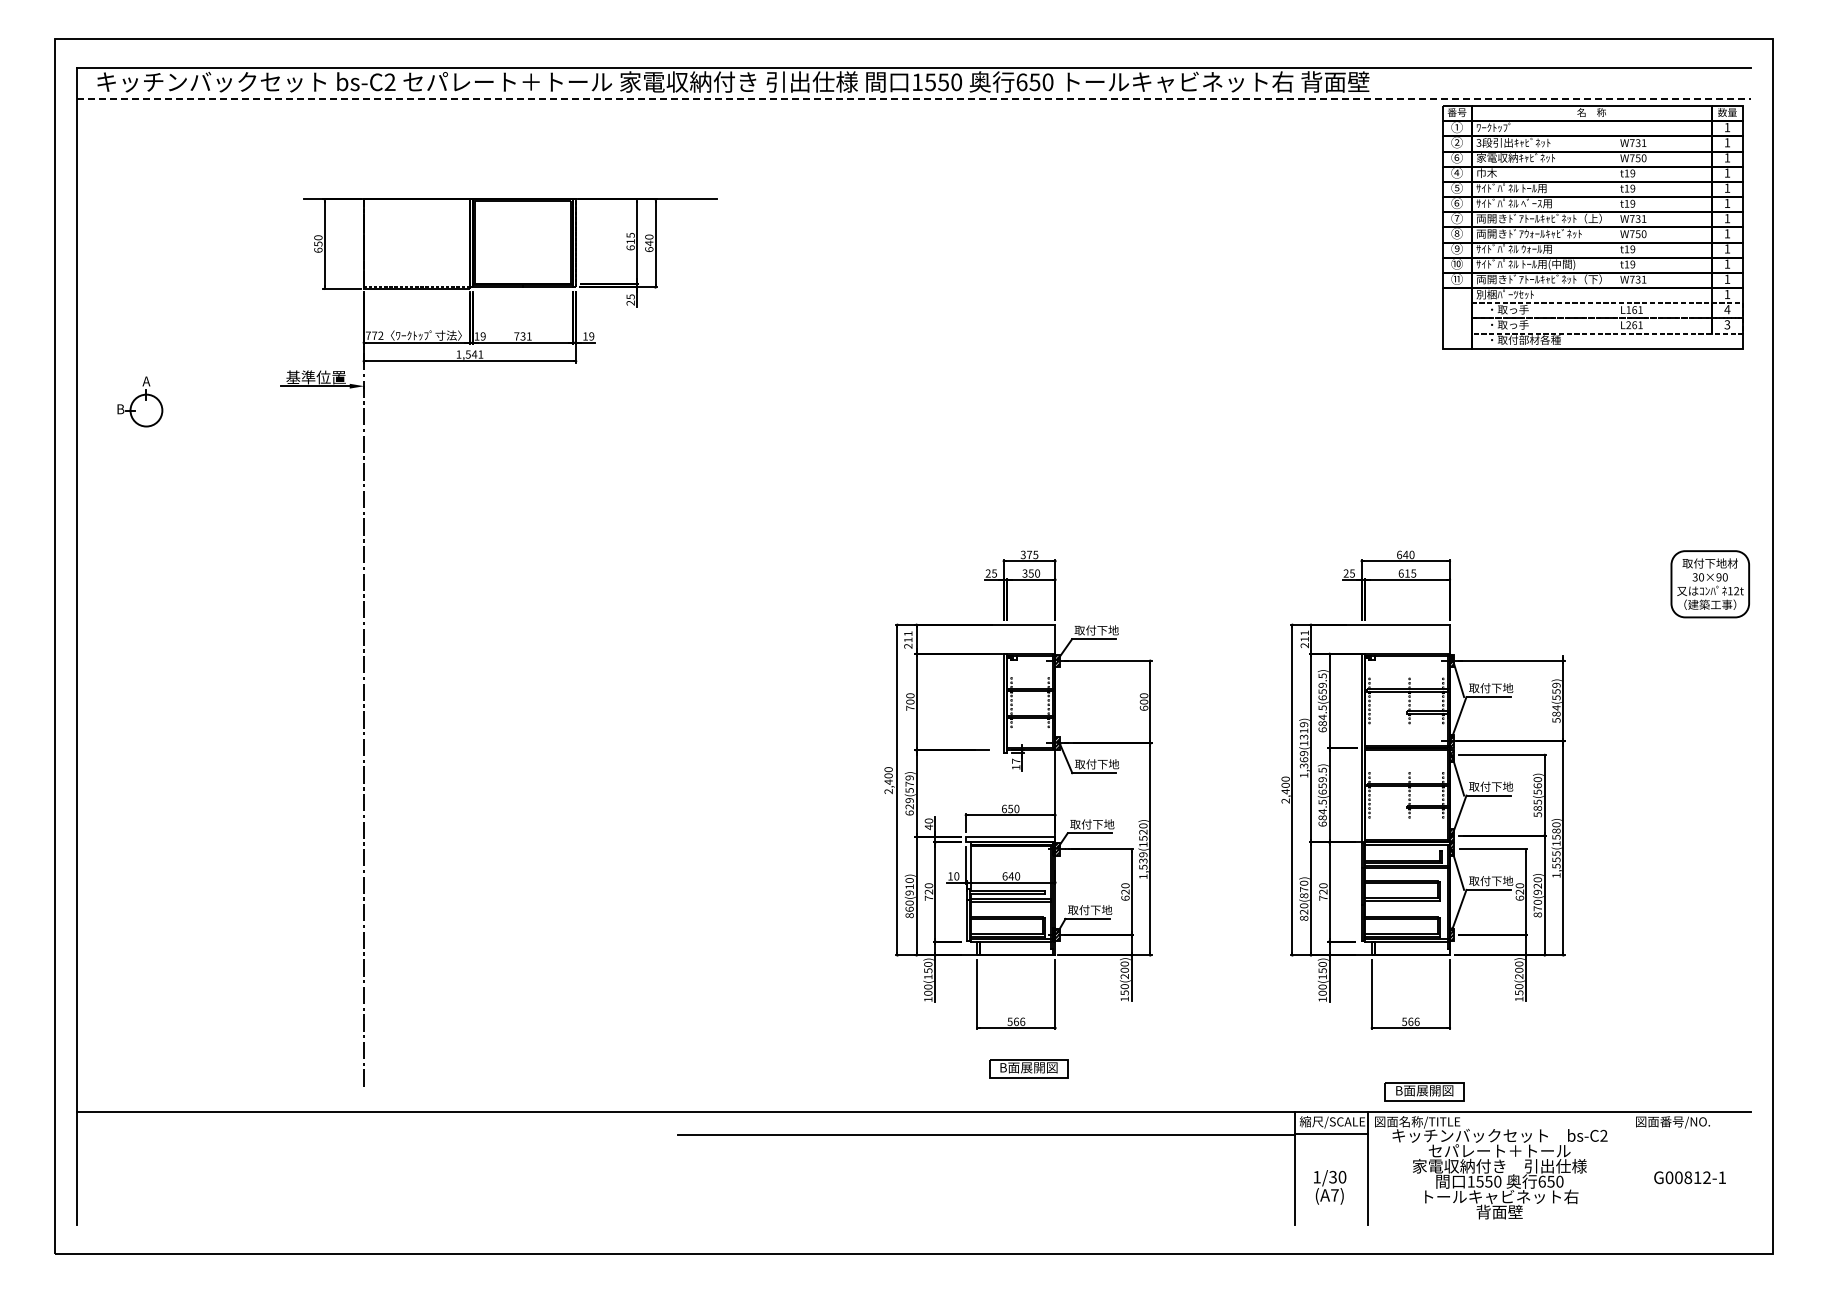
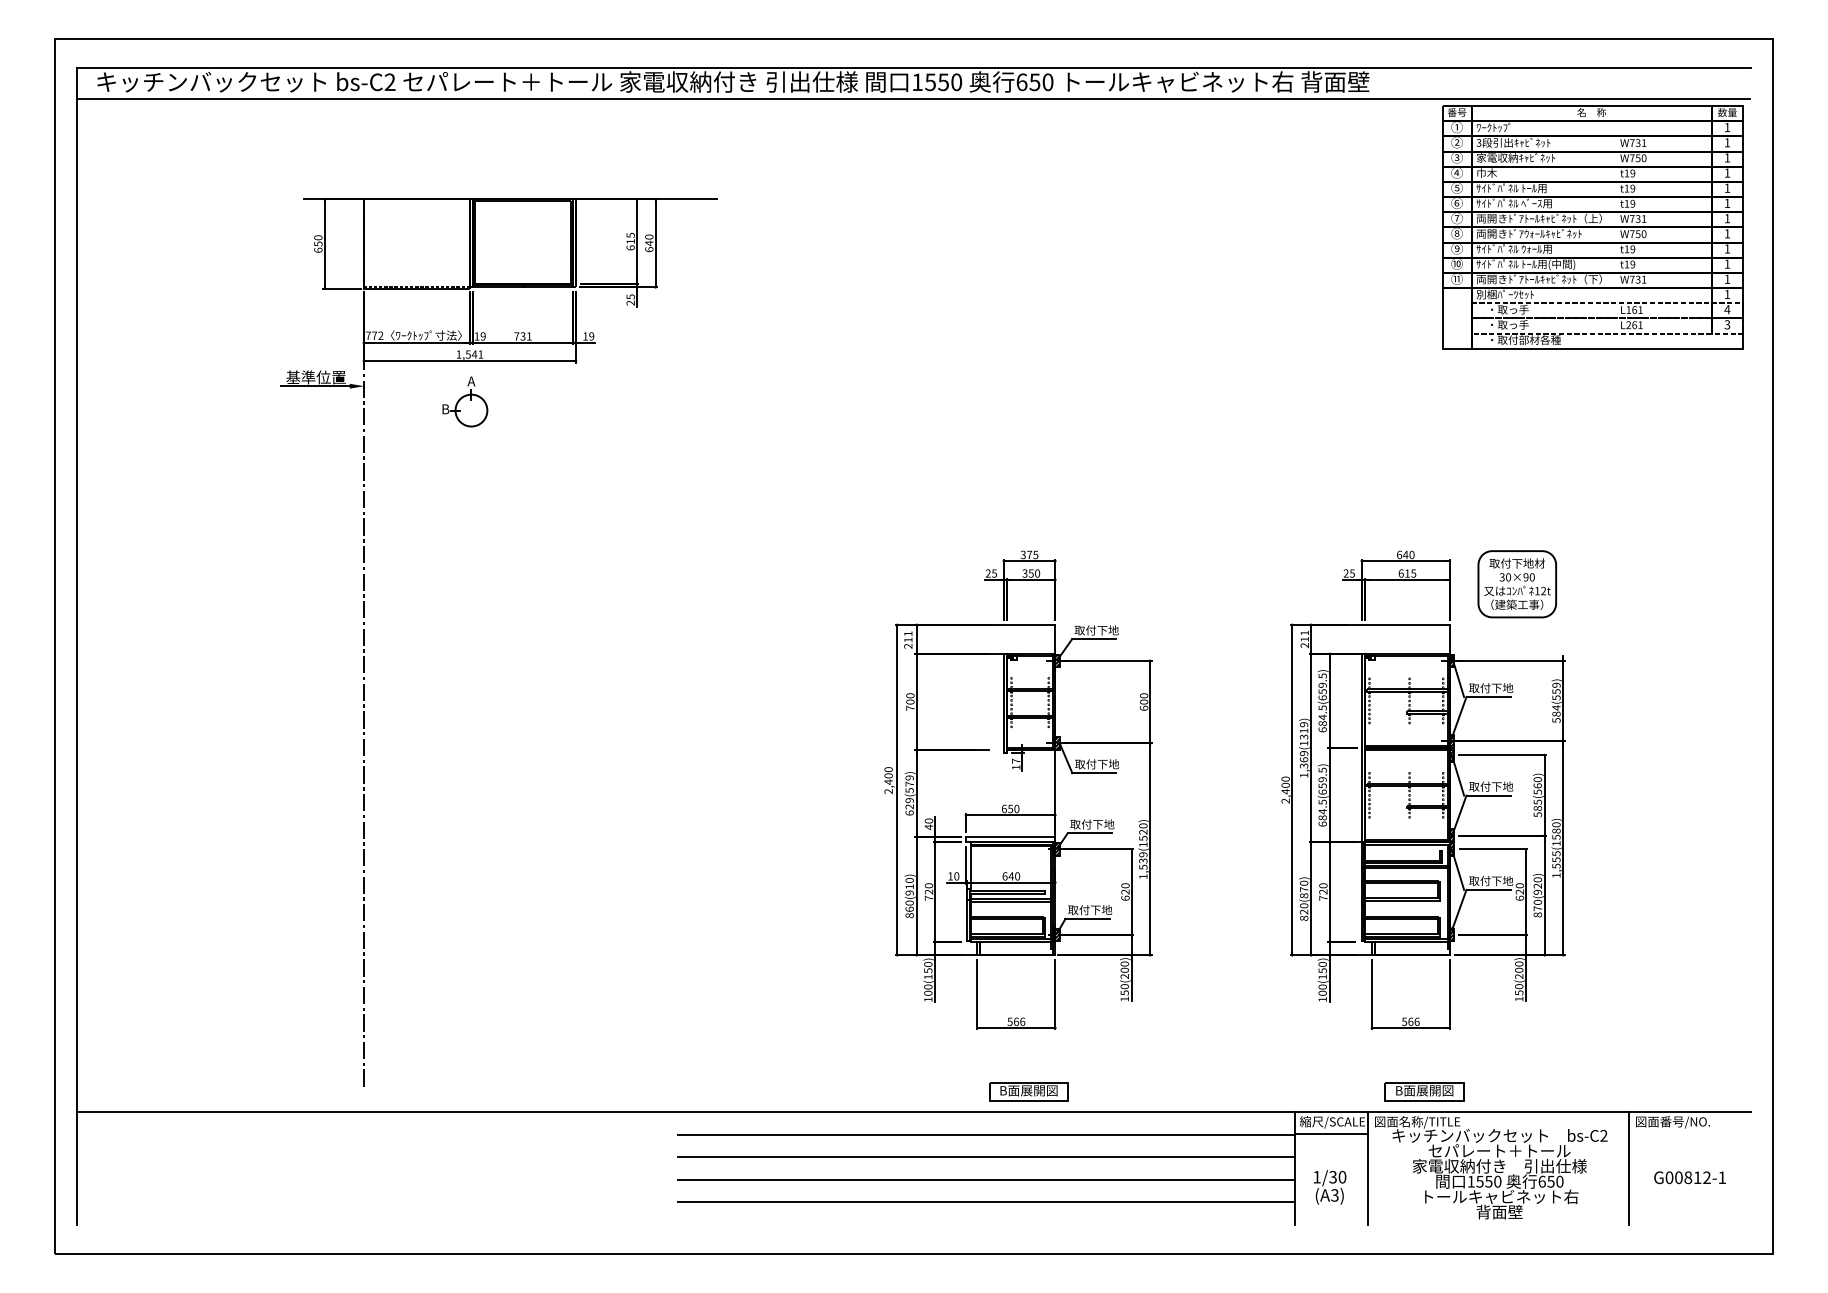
line: dashed -> solid (913, 99)
text: ⑥ -> ③ (1456, 157)
part position: (140, 401) -> (465, 401) (465, 401)
part position: (1709, 584) -> (1516, 584) (1516, 584)
part position: (1028, 1068) -> (1028, 1091) (1028, 1091)
line: none -> present (986, 1157)
line: none -> present (1629, 1168)
line: none -> present (986, 1179)
text: (A7) -> (A3) (1334, 1195)
line: none -> present (986, 1202)
